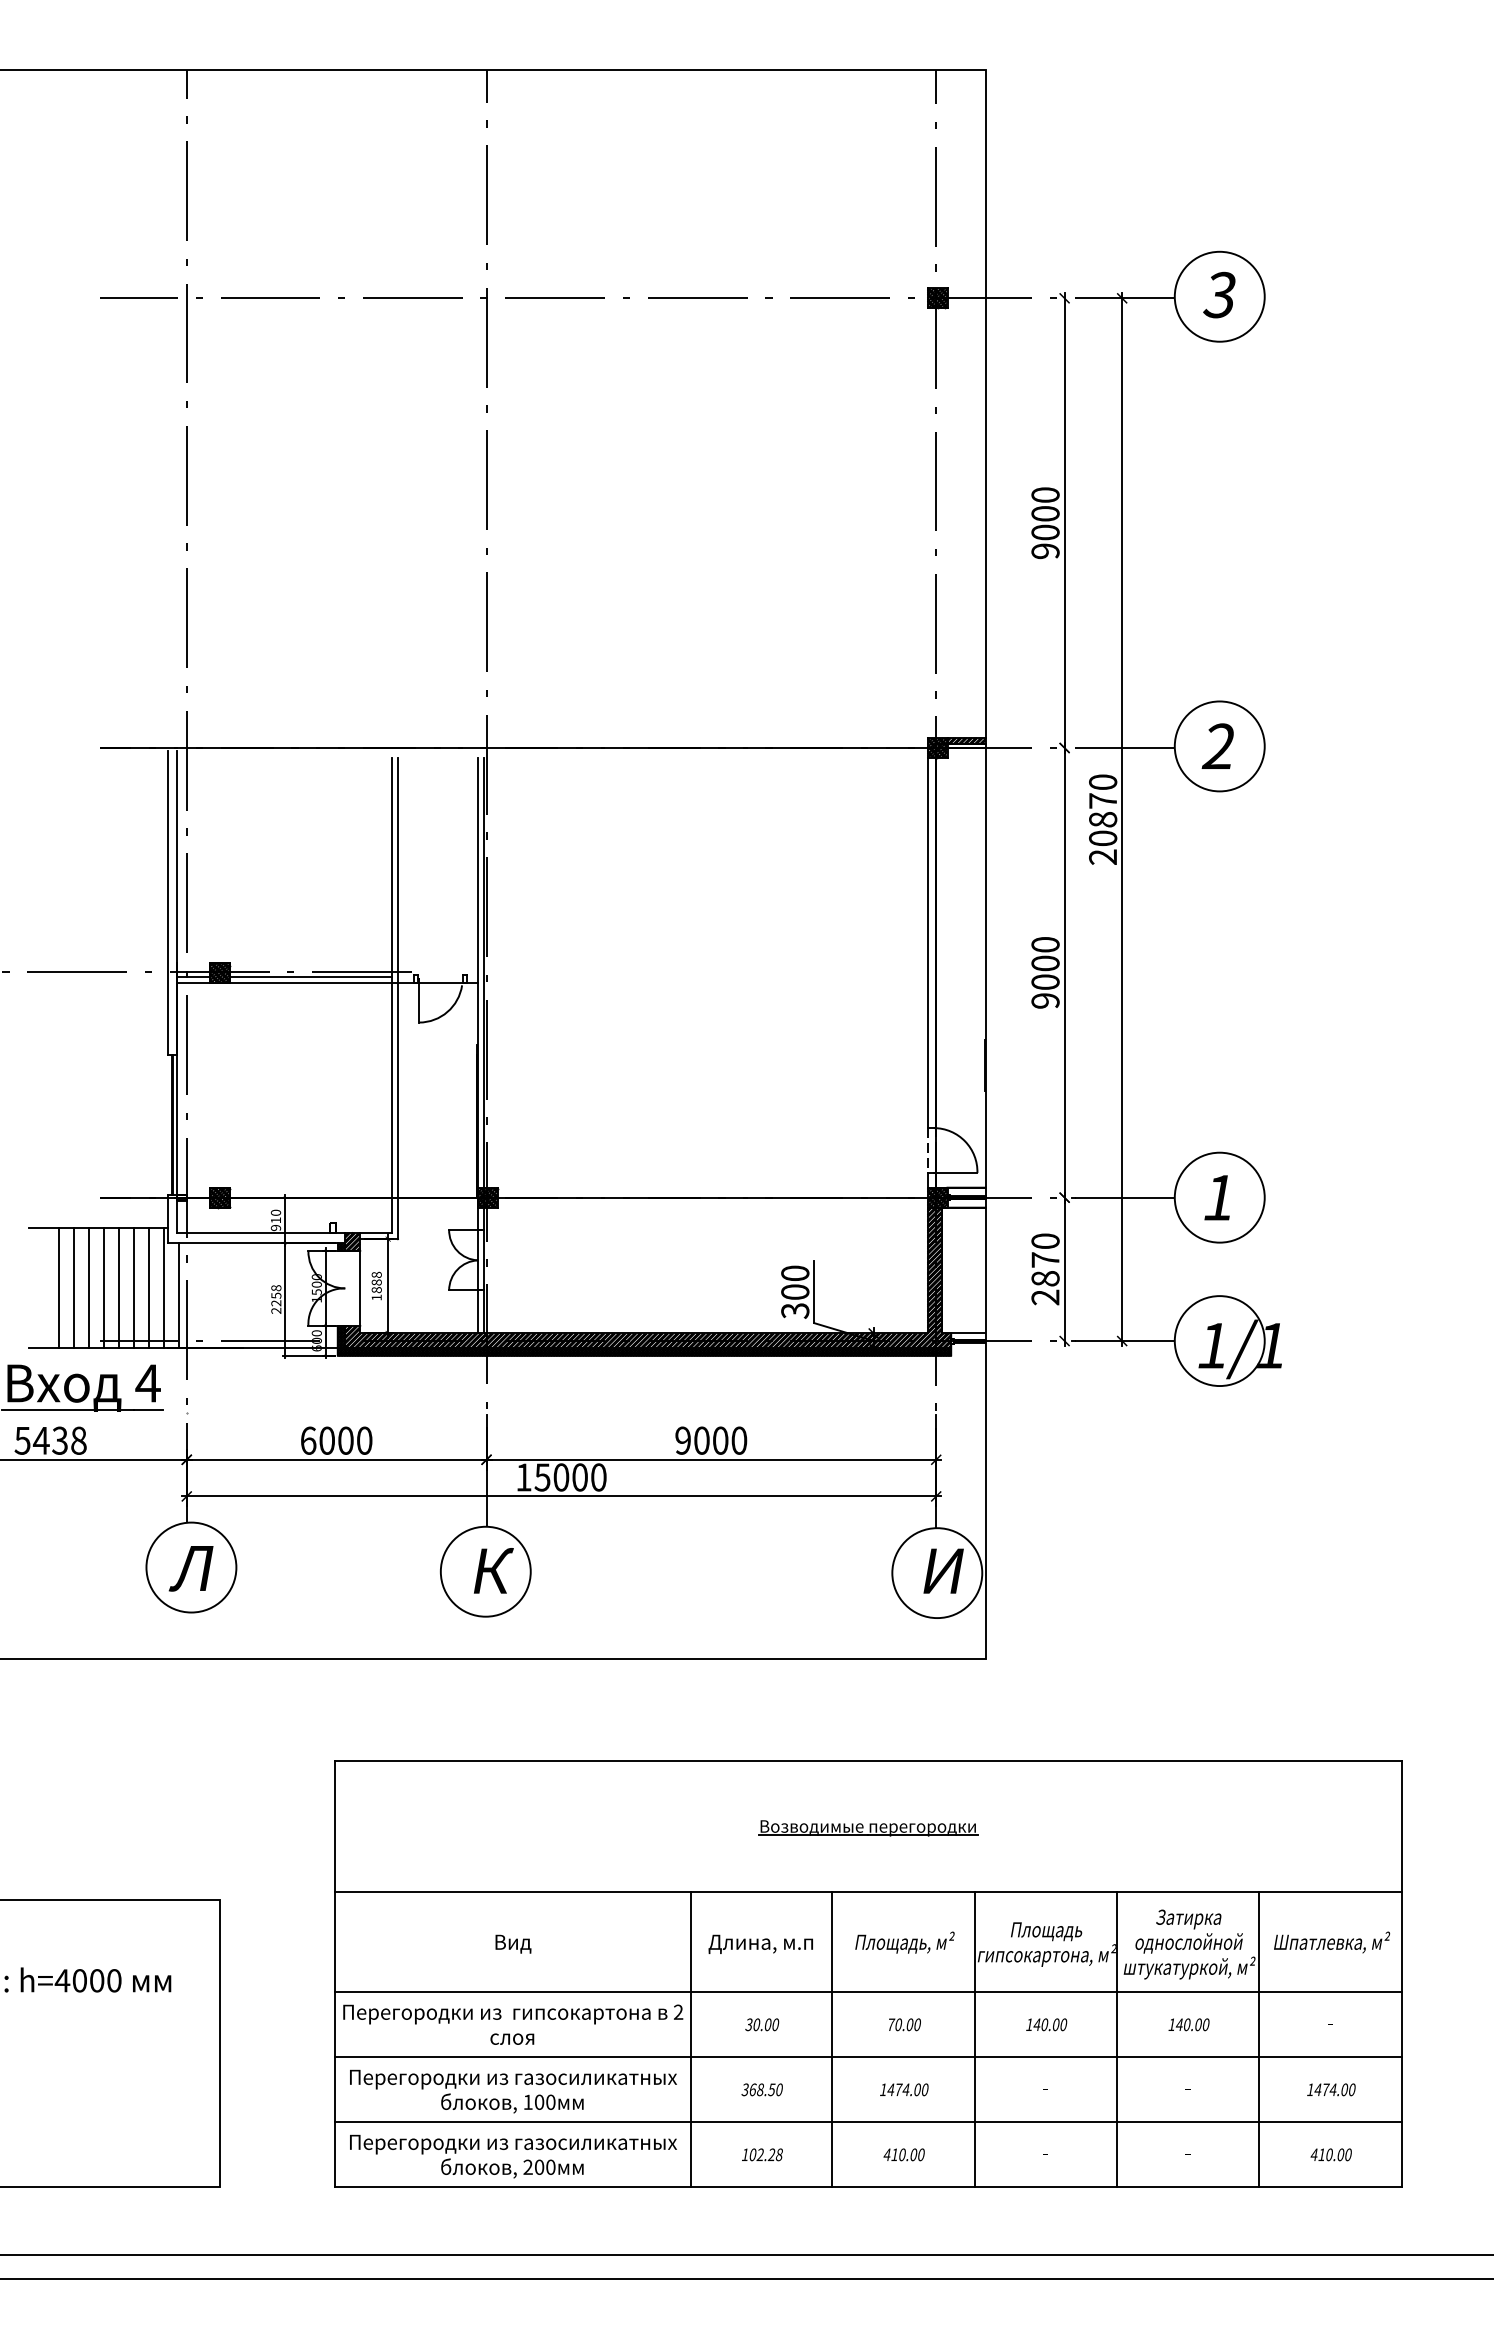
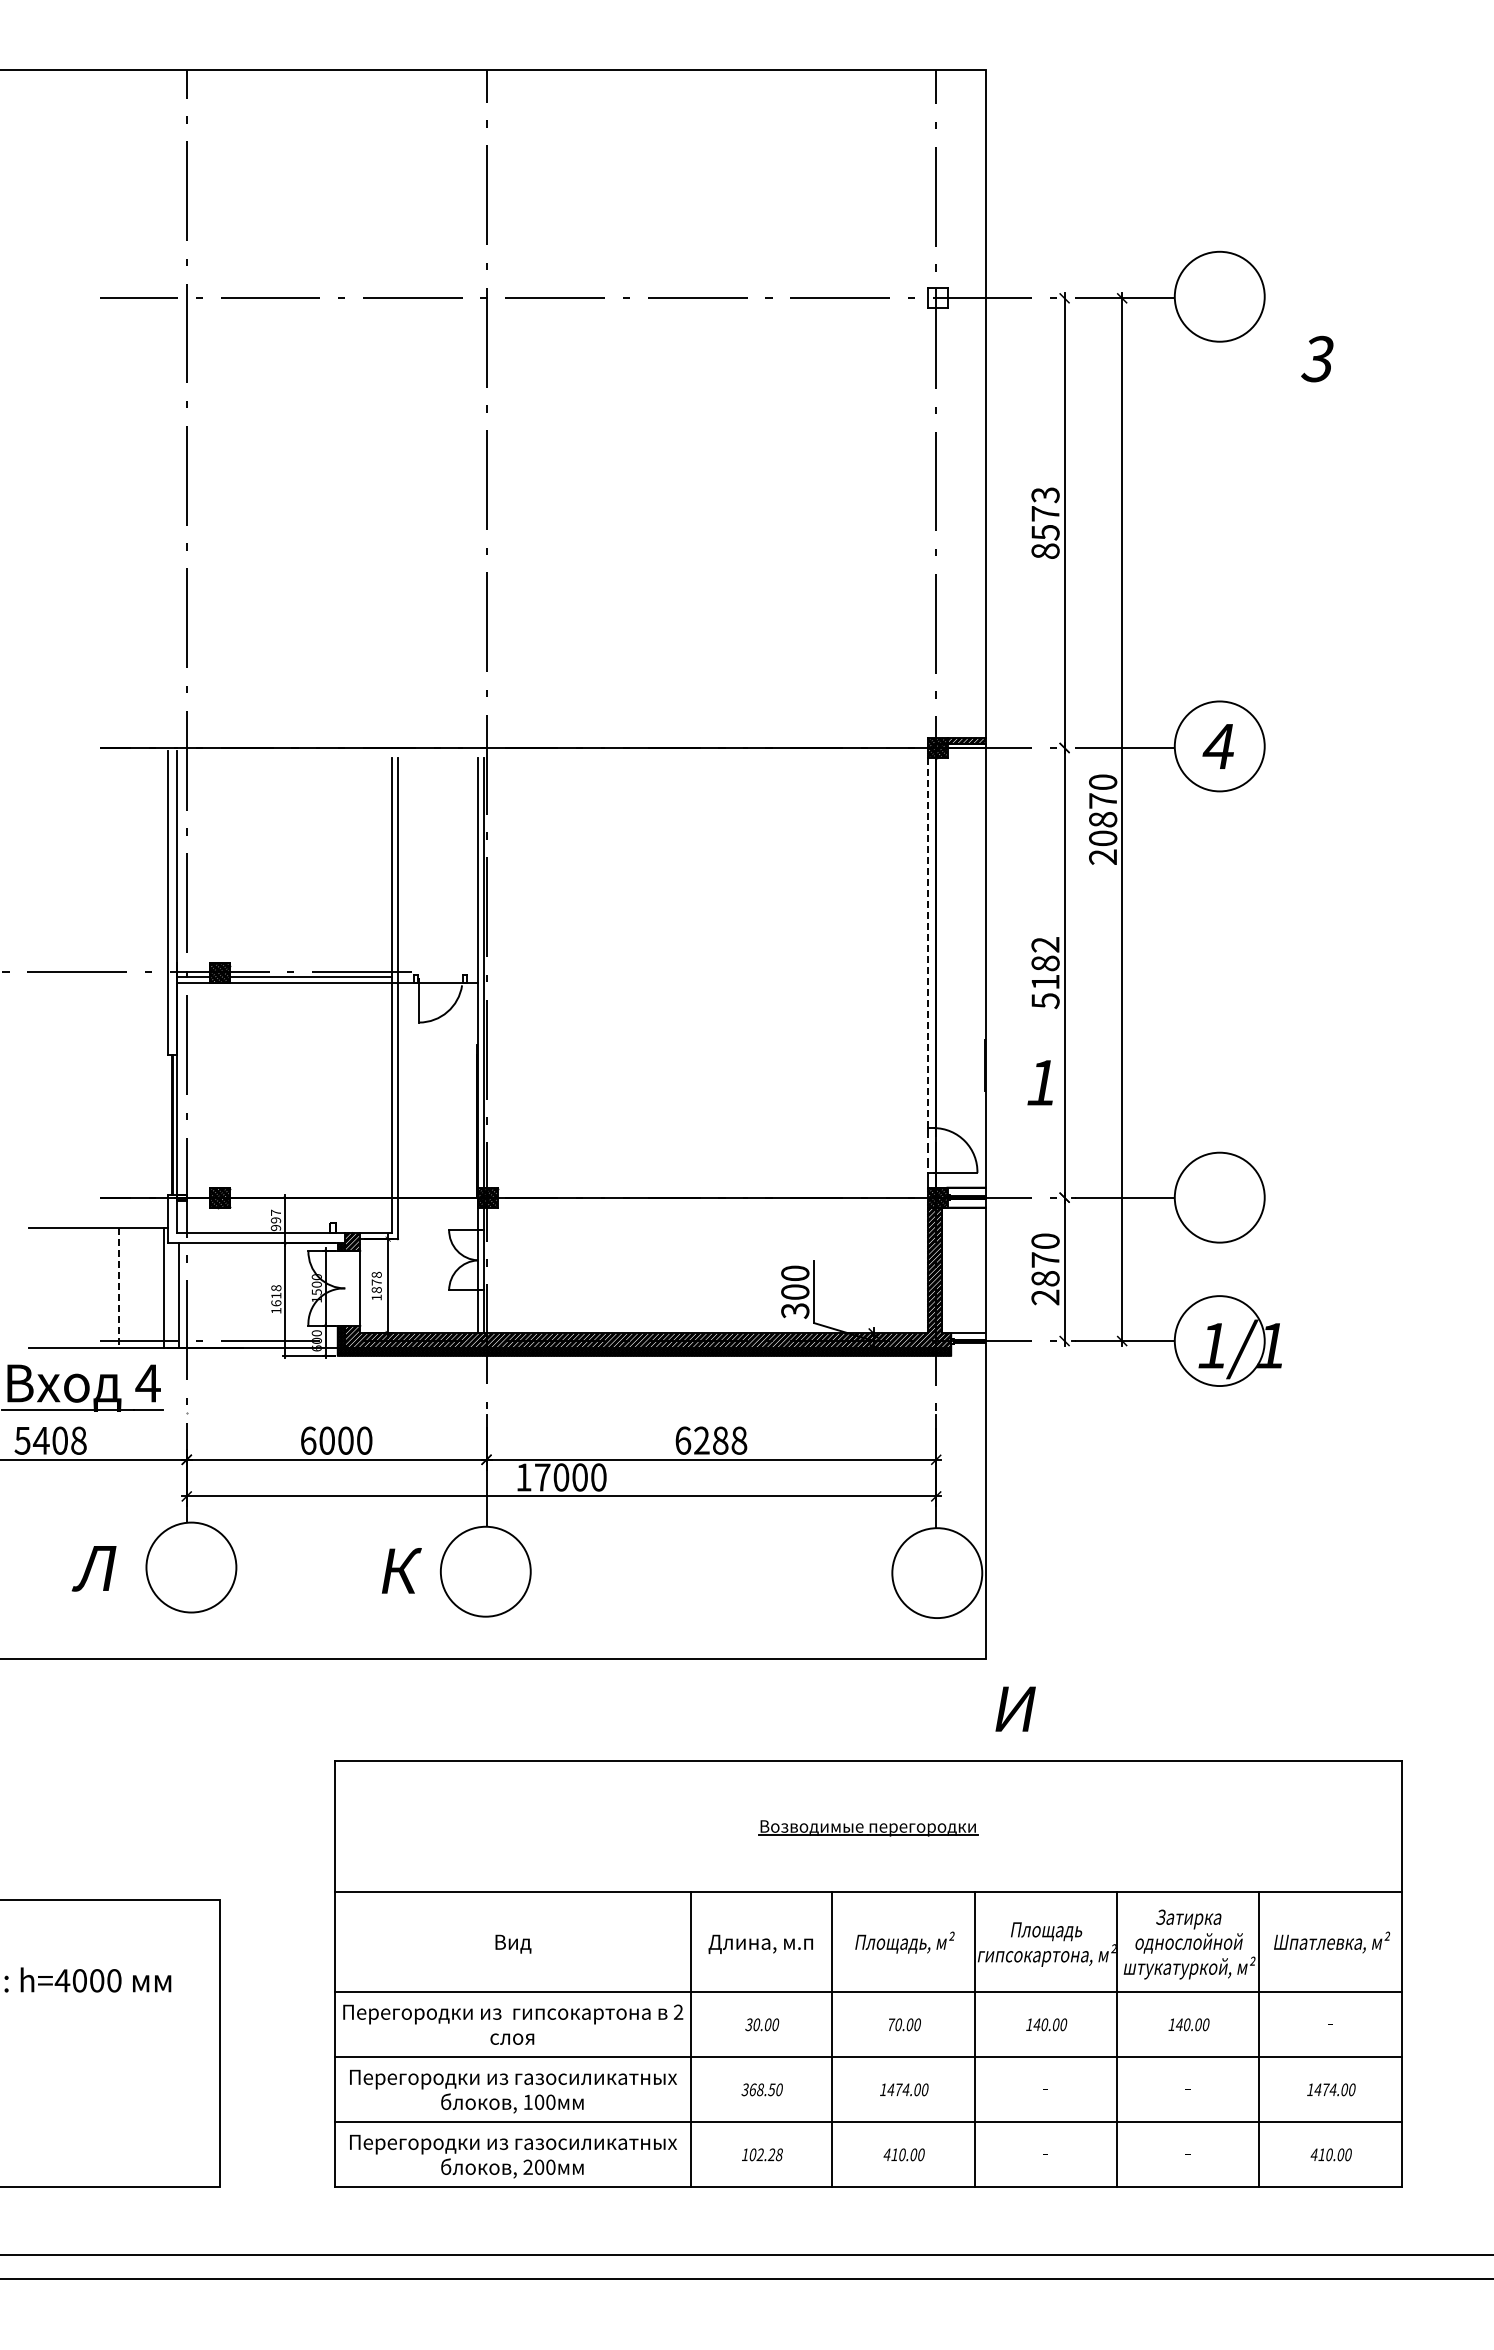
text position: (1219, 294) -> (1317, 358) (1317, 358)
hatch: present -> none (937, 298)
text: 9000 -> 8573 (1045, 523)
text: 2 -> 4 (1217, 745)
line: solid -> dashed (927, 943)
text: 9000 -> 5182 (1045, 973)
text position: (1216, 1197) -> (1039, 1082) (1039, 1082)
text: 910 -> 997 (275, 1216)
text: 1888 -> 1878 (376, 1282)
line: present -> none (59, 1287)
line: present -> none (74, 1287)
line: present -> none (89, 1287)
line: present -> none (104, 1287)
line: present -> none (134, 1287)
line: present -> none (149, 1287)
line: solid -> dashed (119, 1288)
text: 2258 -> 1618 (276, 1302)
text: 5438 -> 5408 (59, 1440)
text: 9000 -> 6288 (711, 1440)
text: 15000 -> 17000 (542, 1477)
text position: (190, 1568) -> (93, 1568) (93, 1568)
text position: (493, 1570) -> (401, 1570) (401, 1570)
text position: (943, 1570) -> (1015, 1708) (1015, 1708)
